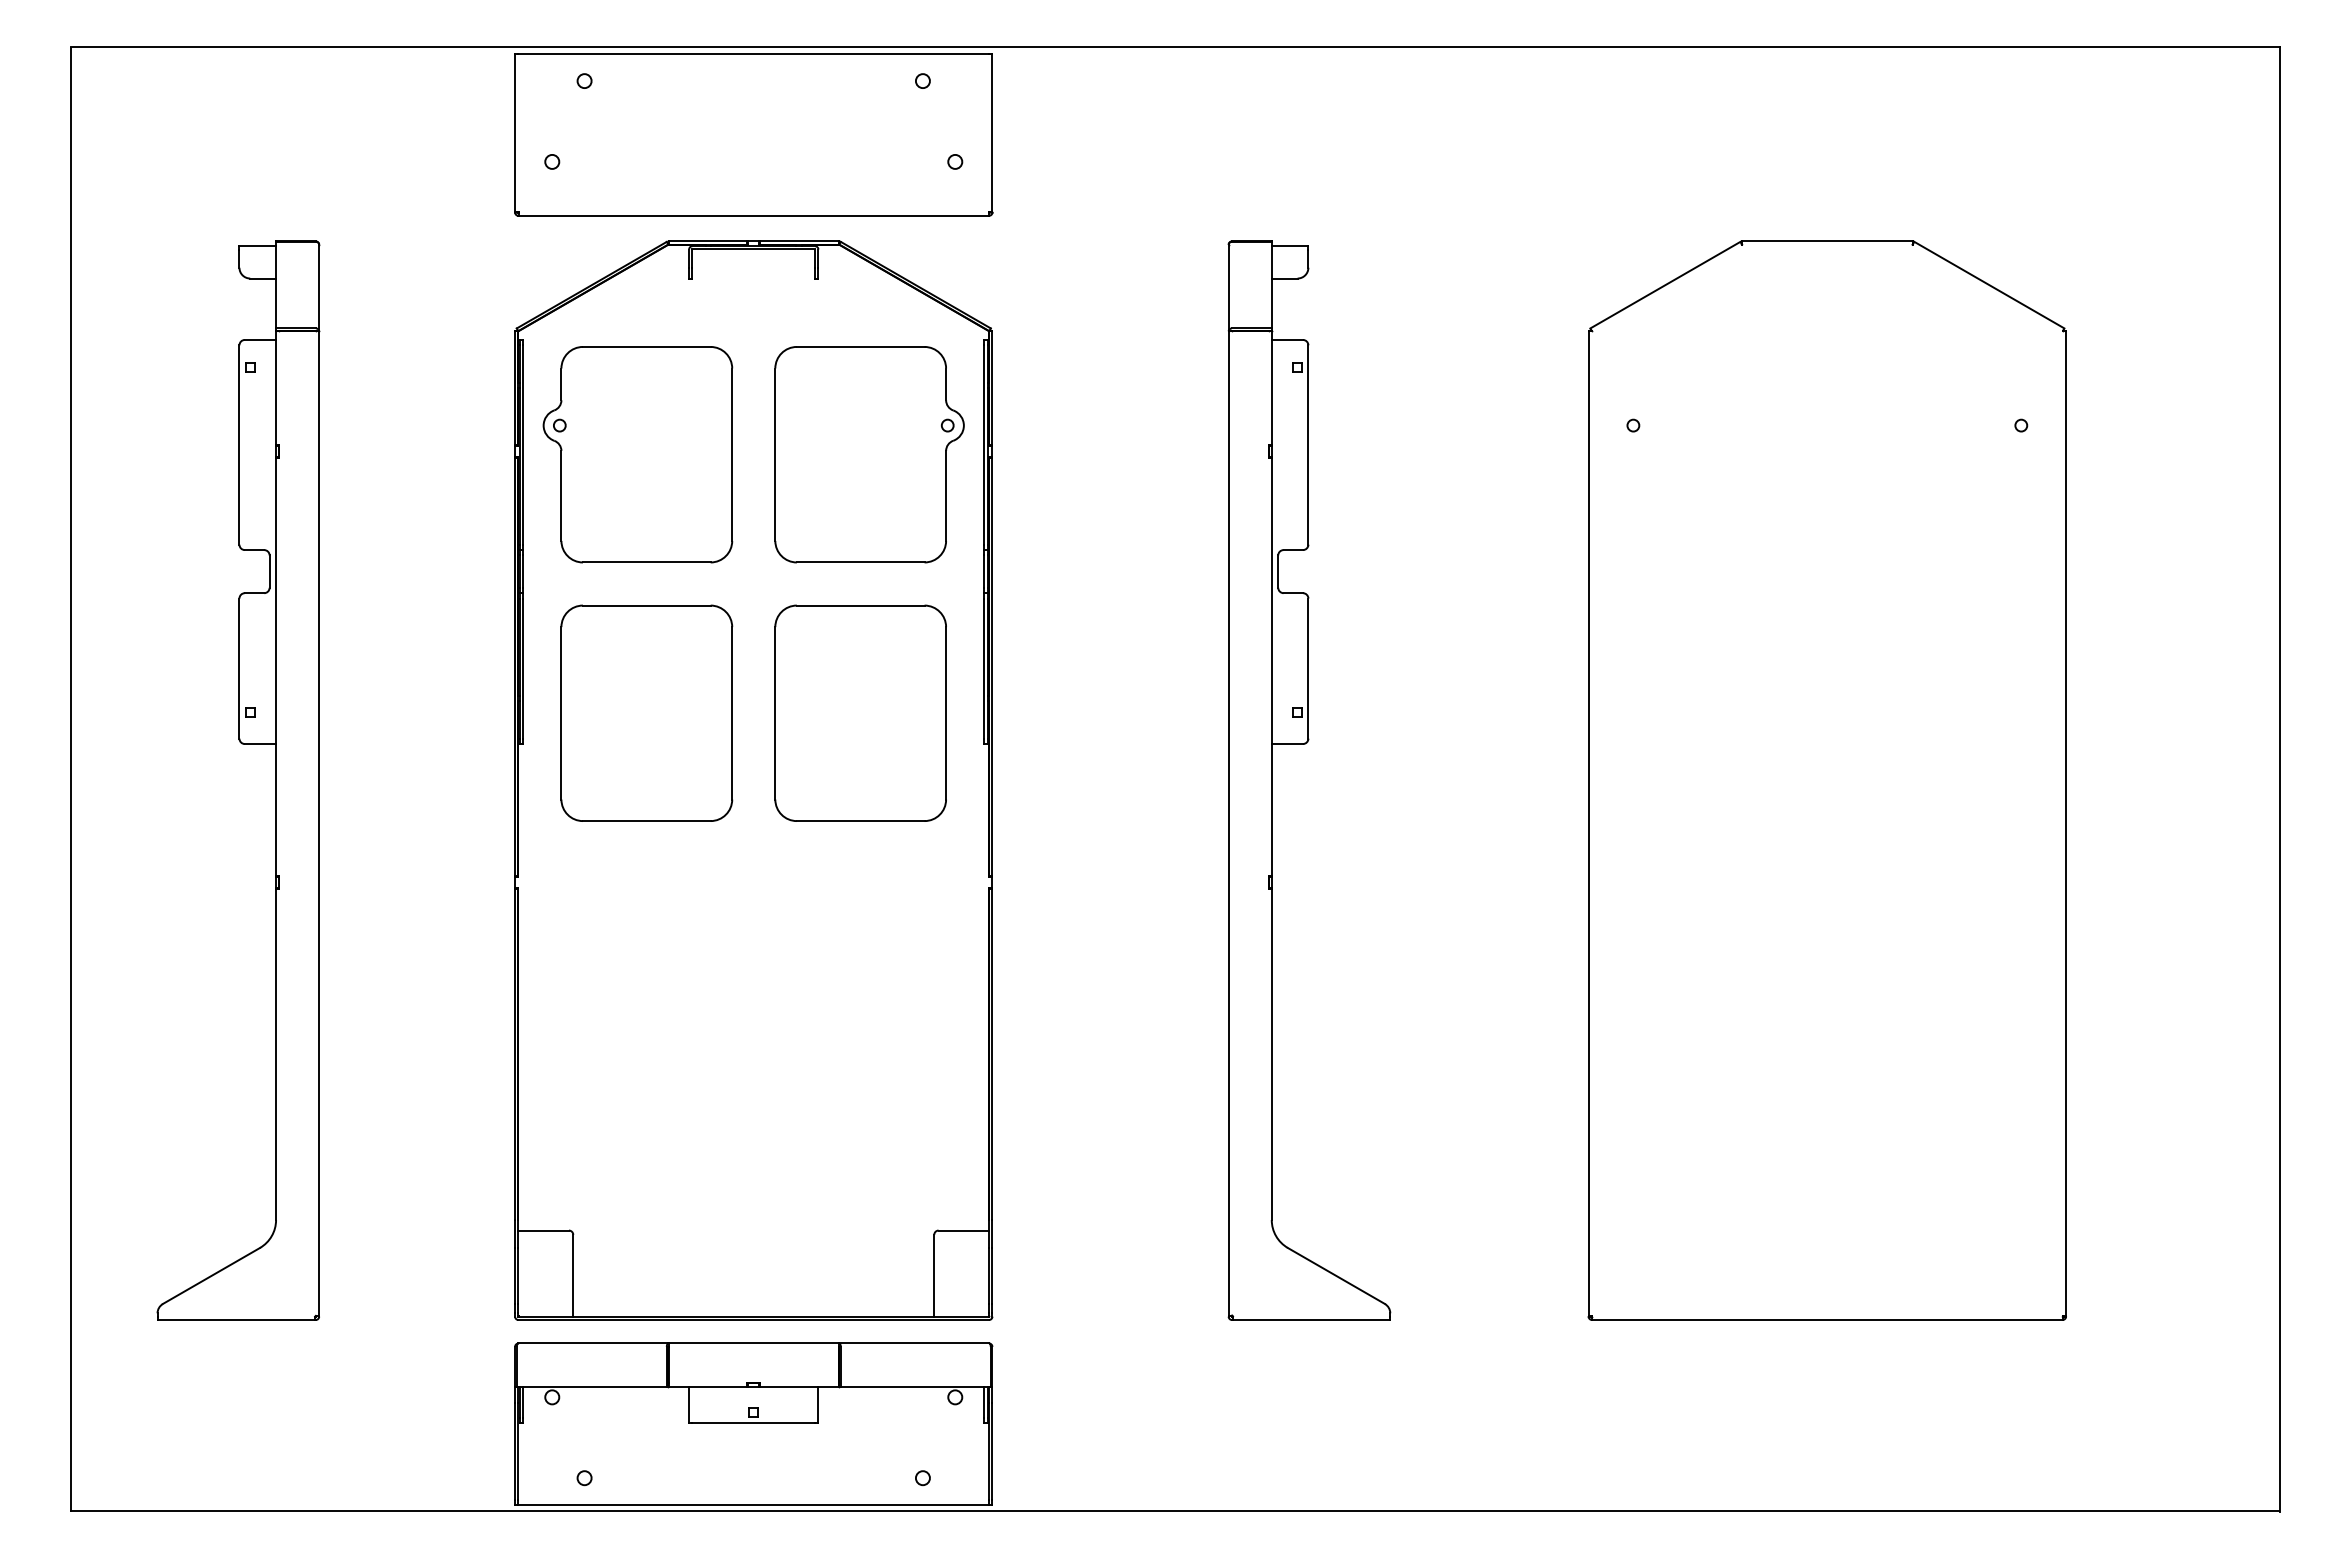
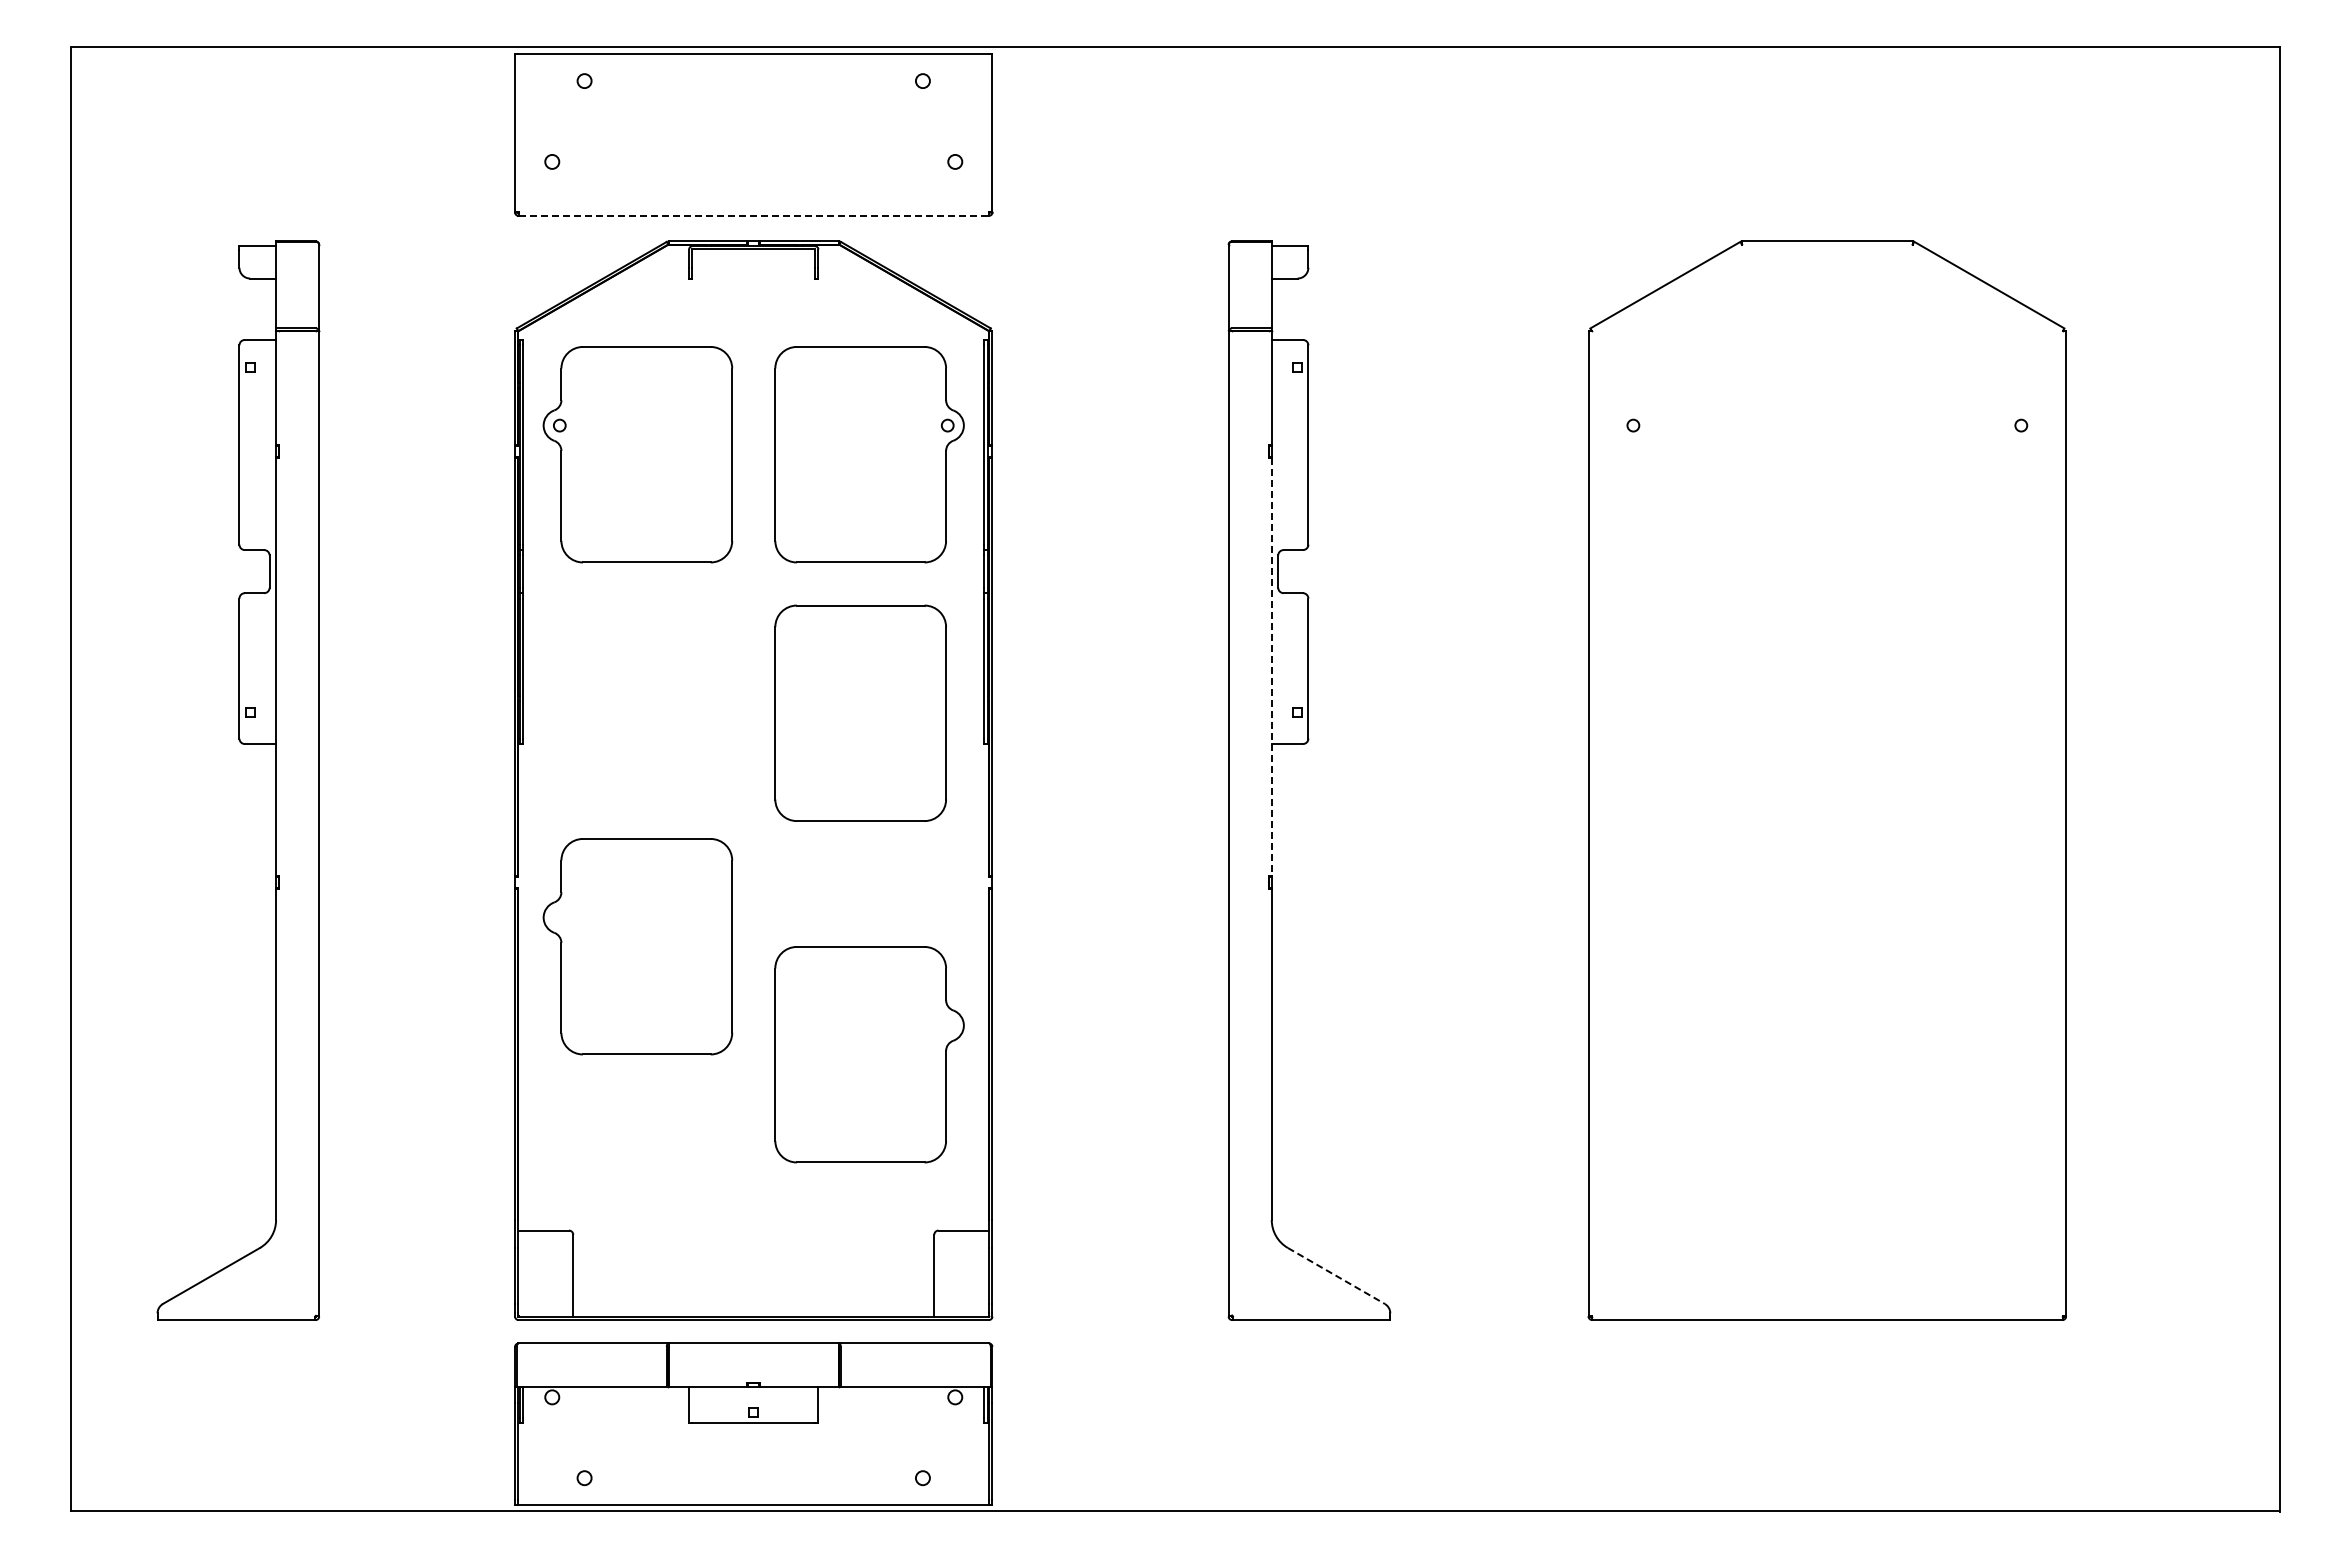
line: solid -> dashed (754, 215)
line: solid -> dashed (1271, 667)
part: present -> none (646, 712)
part: none -> present (637, 946)
part: none -> present (869, 1054)
line: solid -> dashed (1336, 1275)
